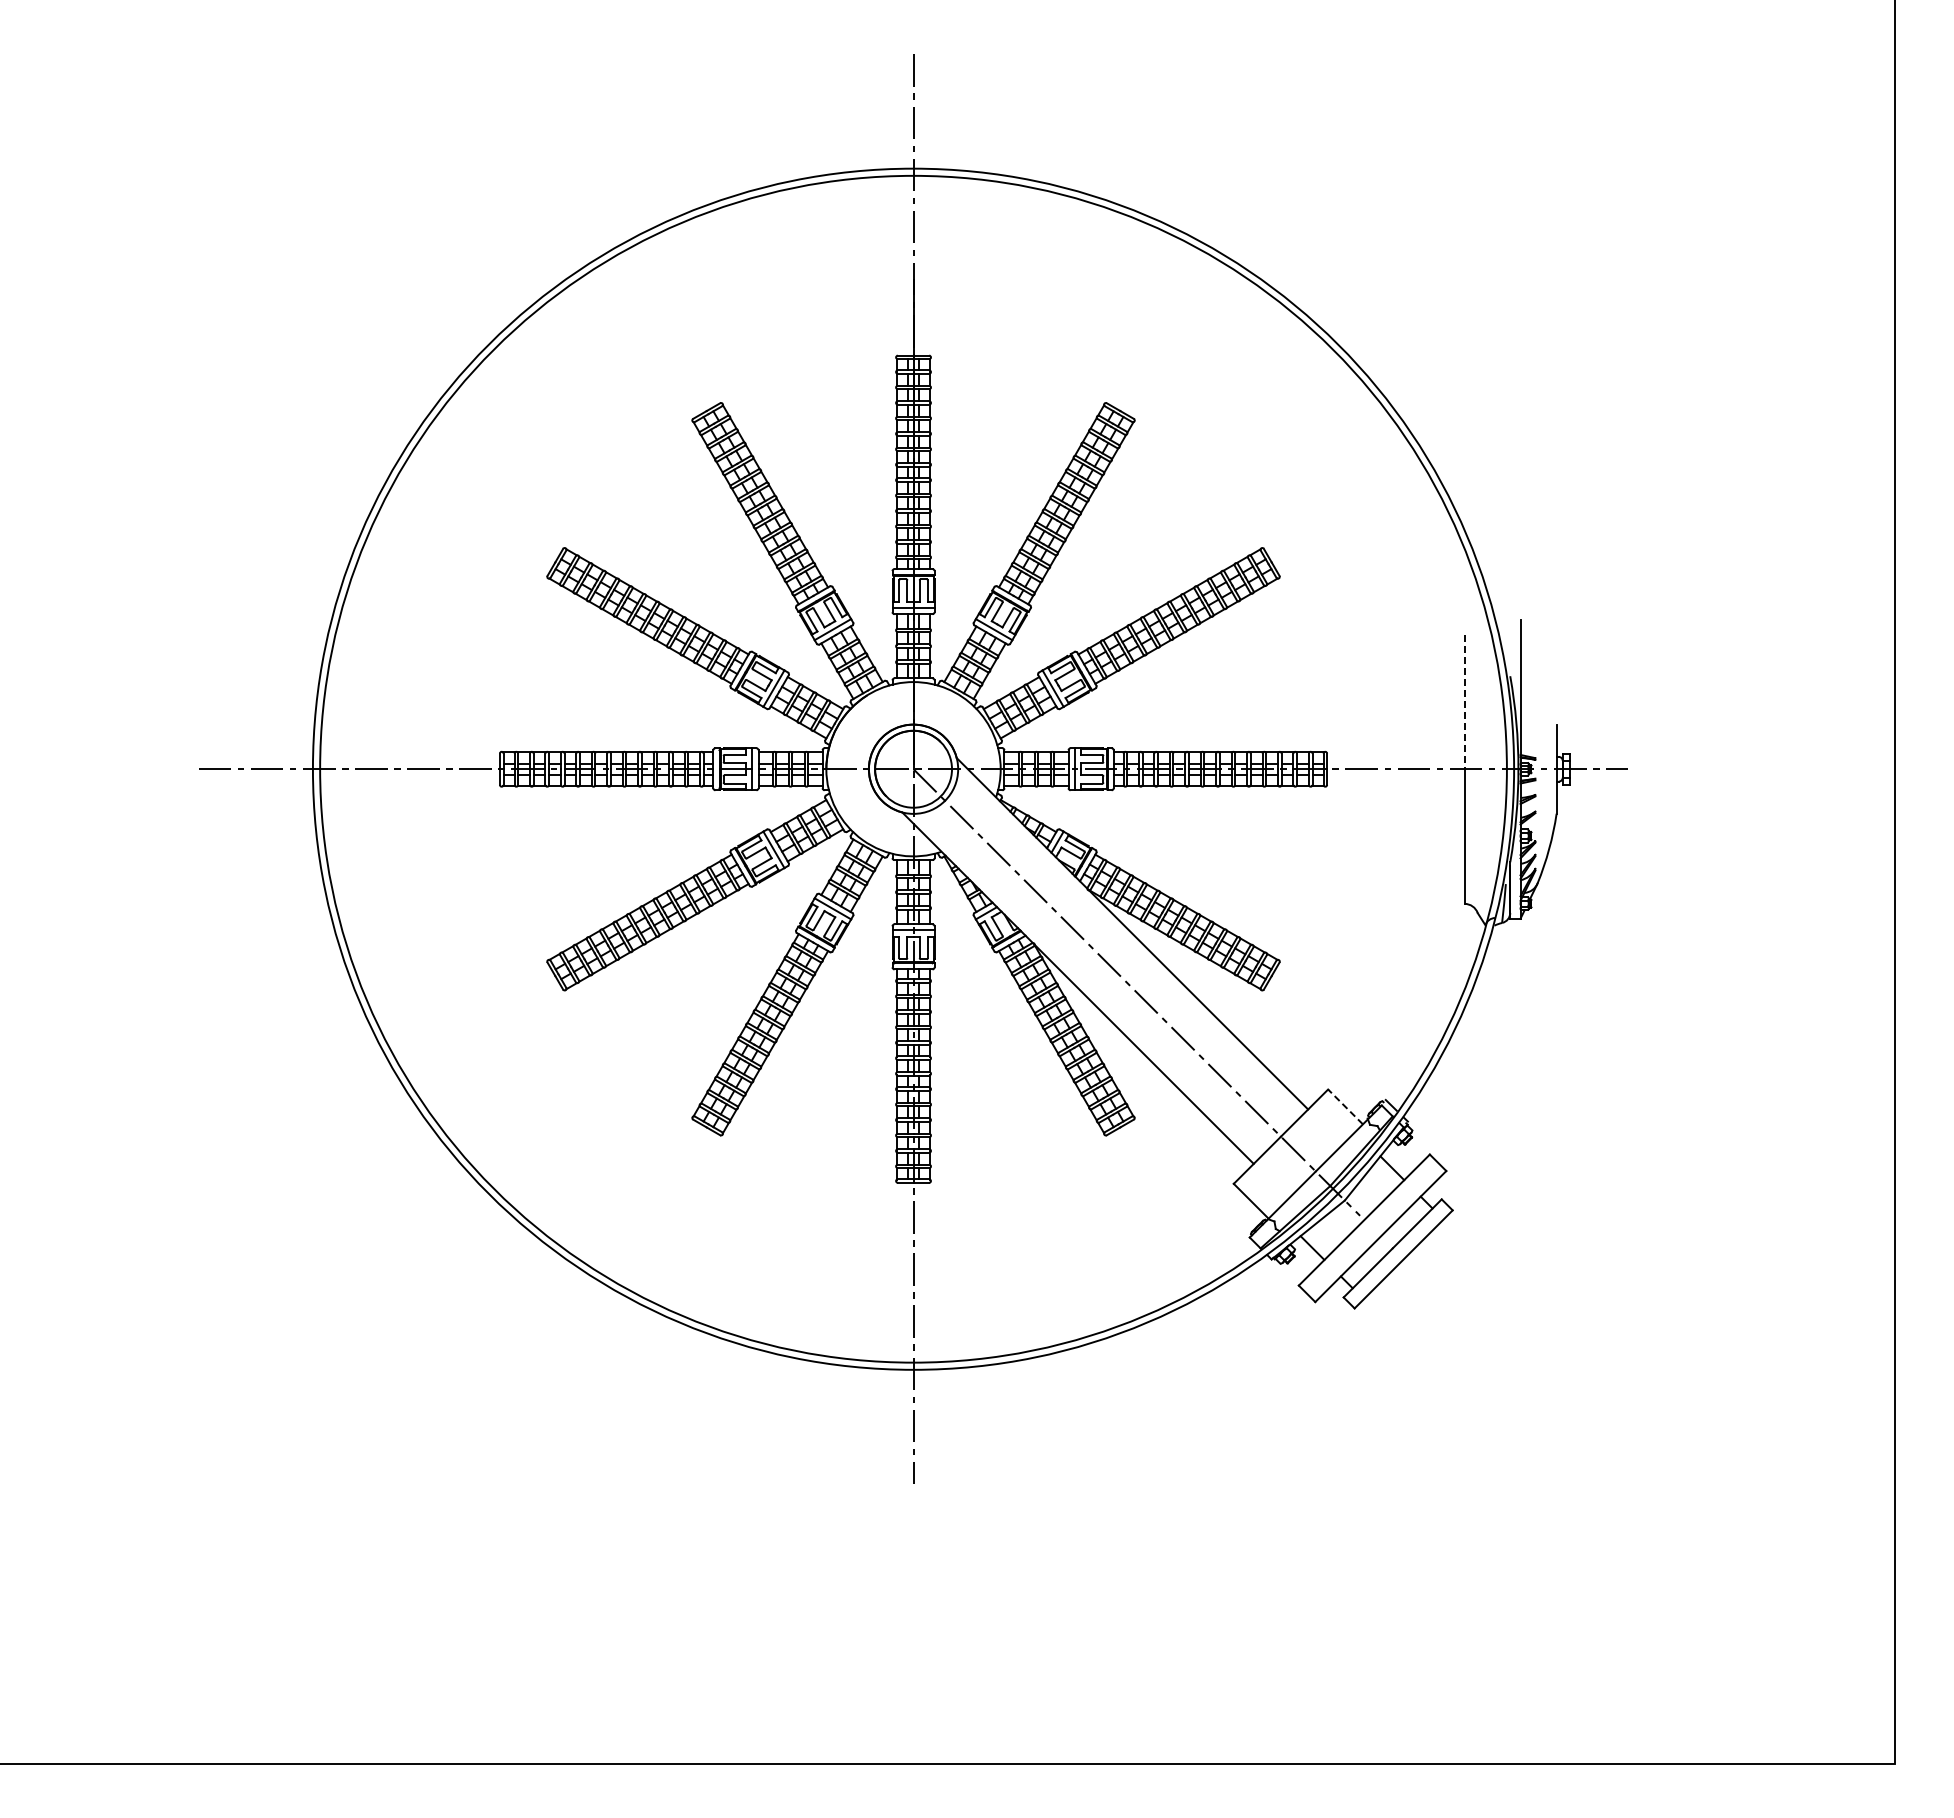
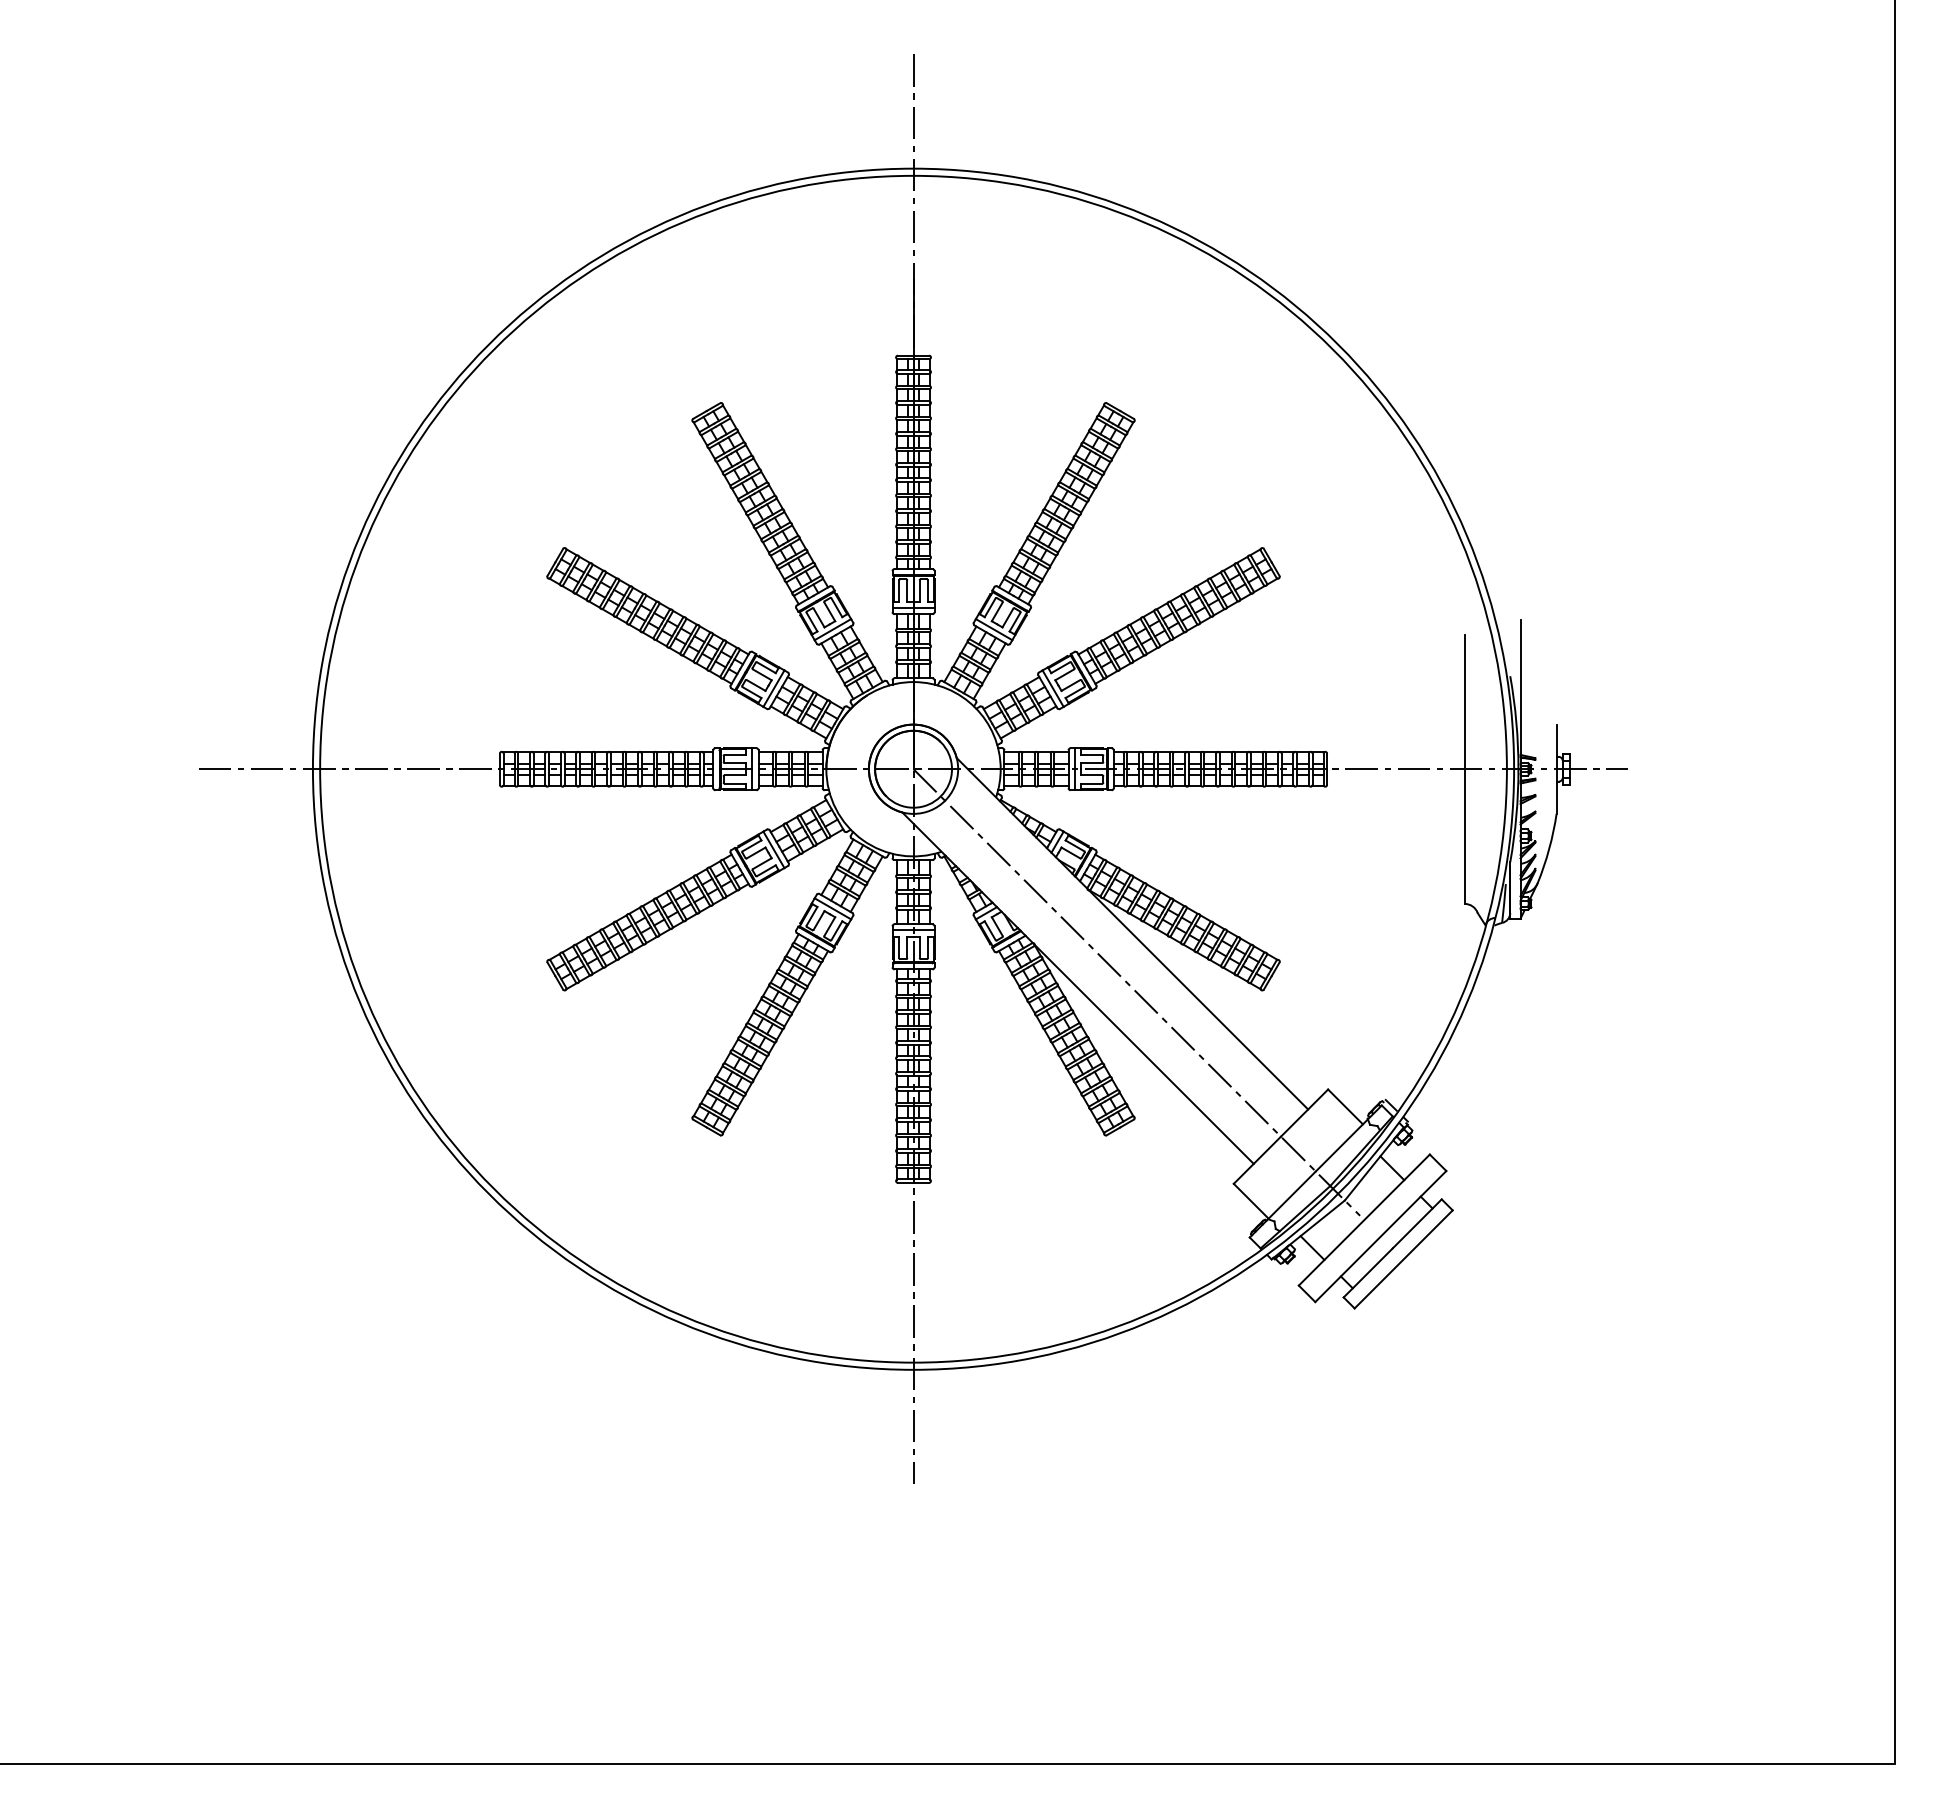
line: dashed -> solid (1464, 702)
line: dashed -> solid (1345, 1106)
